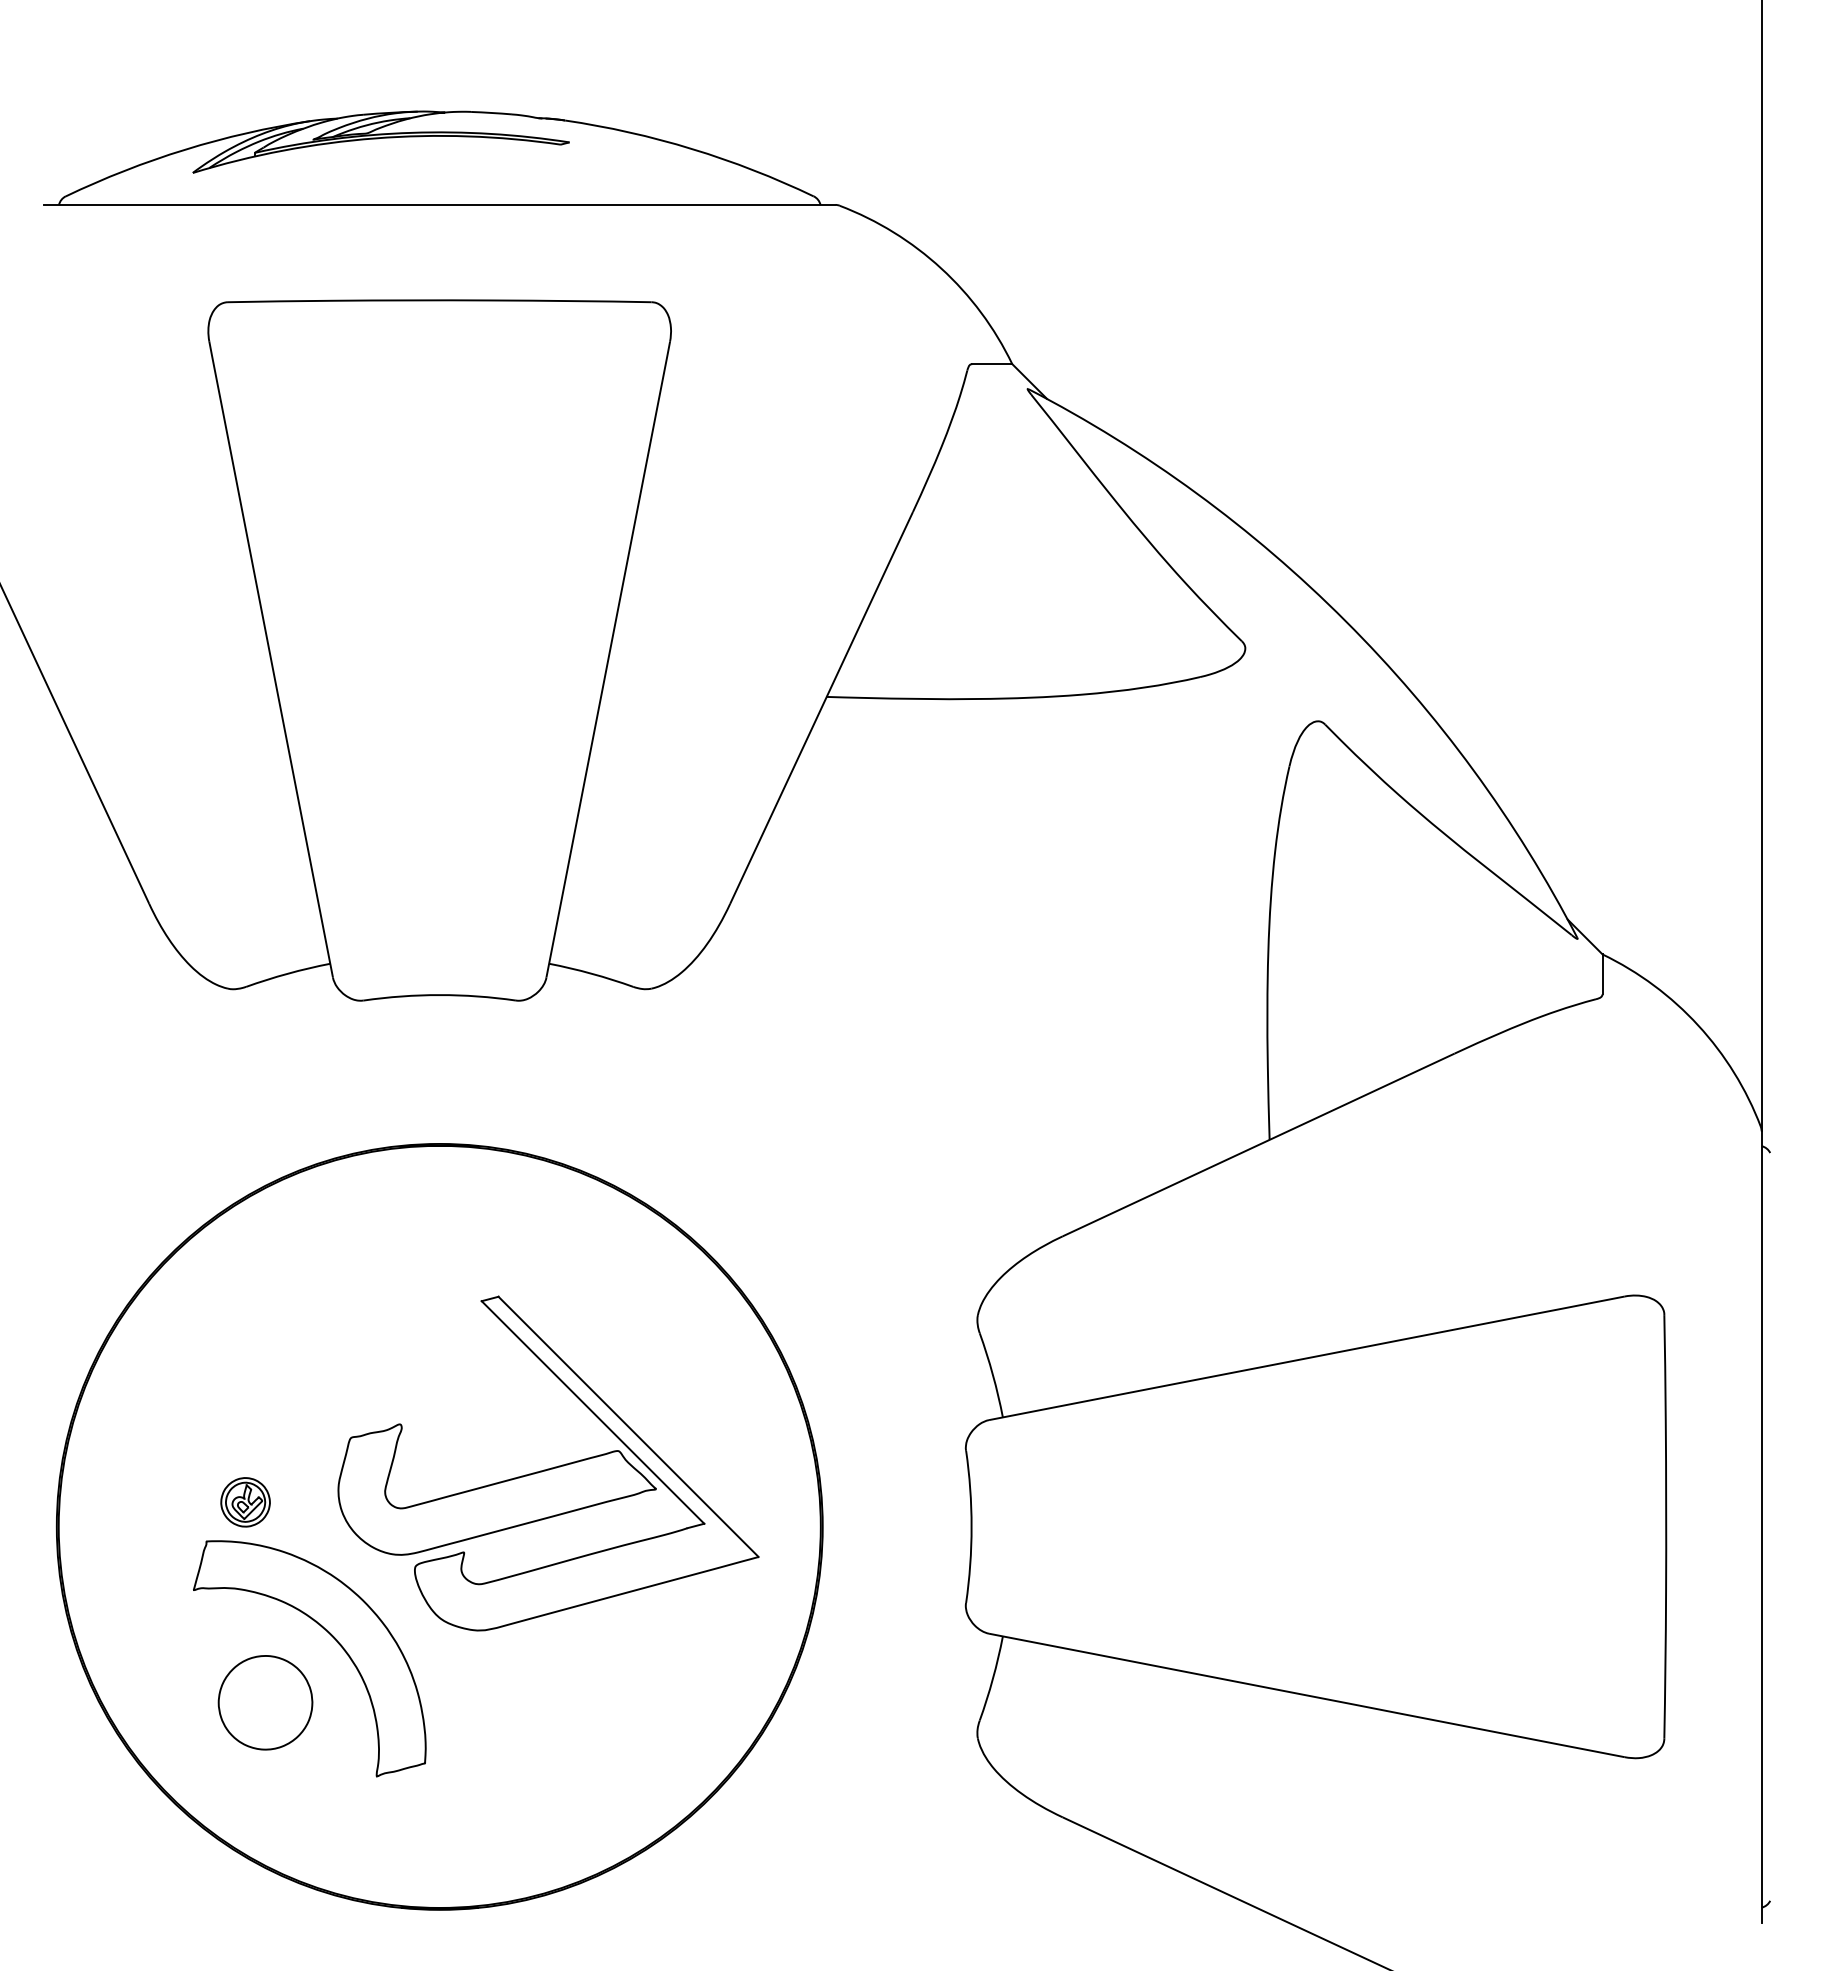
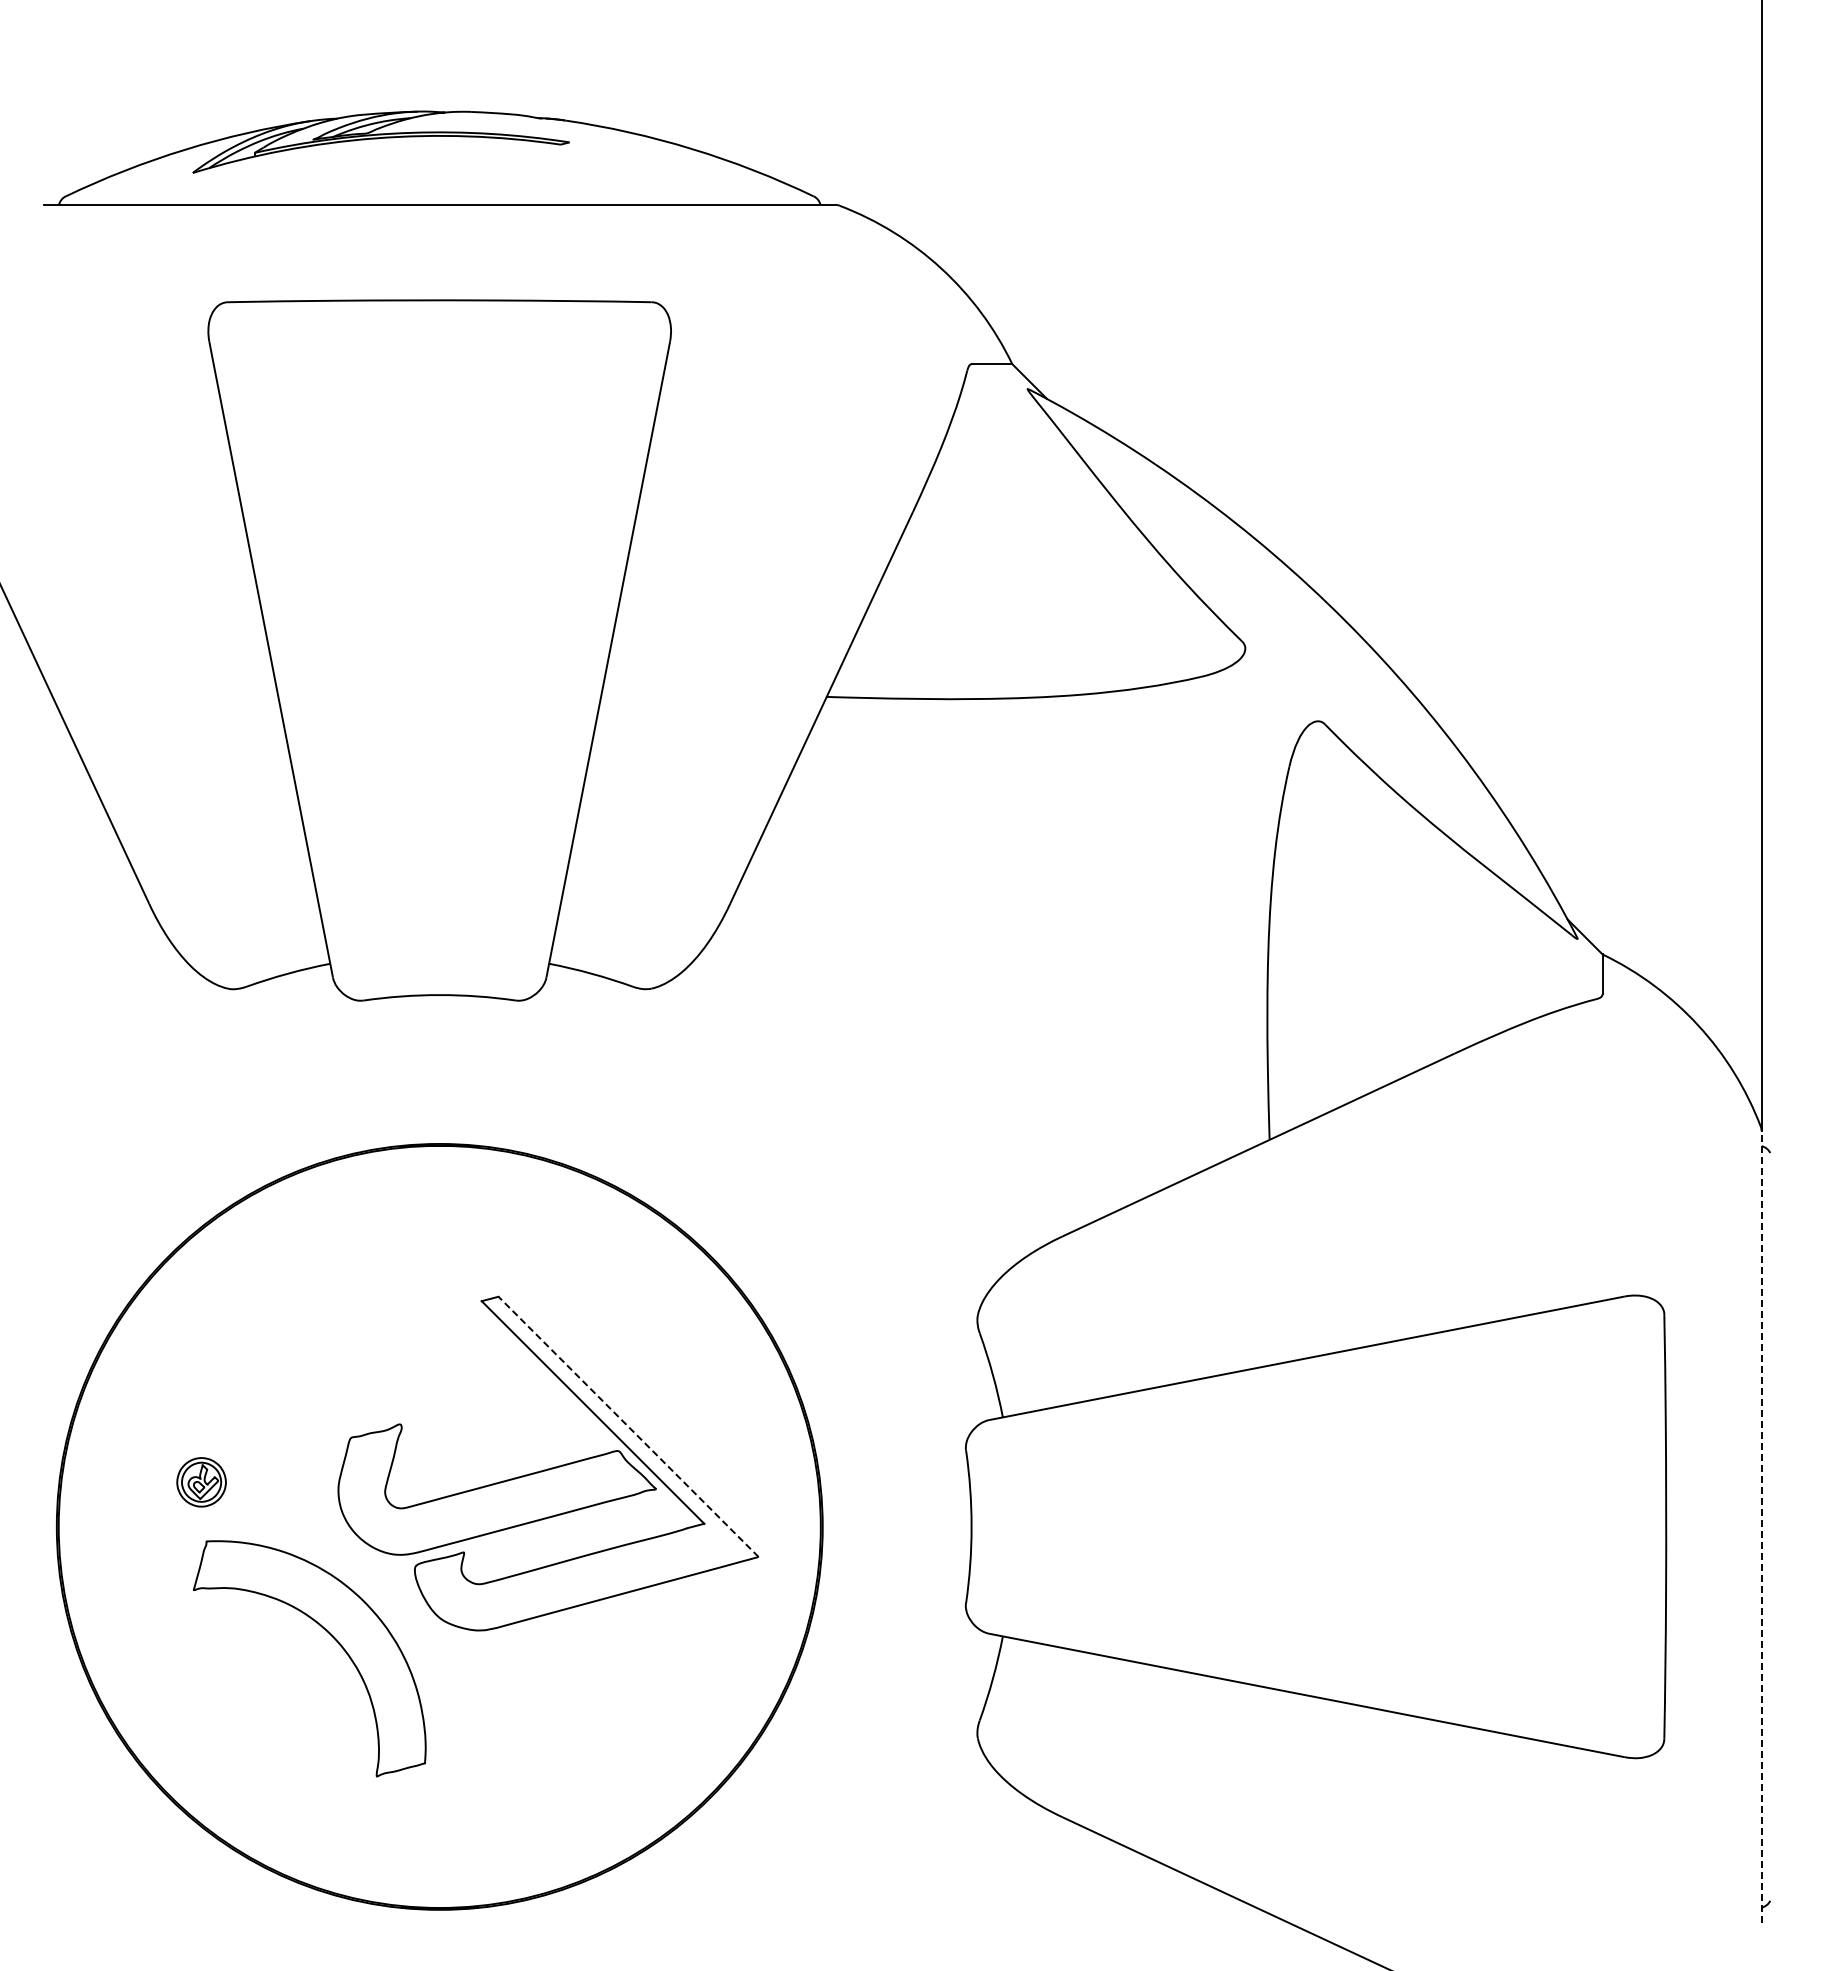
line: solid -> dashed (628, 1426)
part position: (245, 1502) -> (201, 1482) (201, 1482)
line: solid -> dashed (1761, 1526)
part: present -> none (265, 1702)
